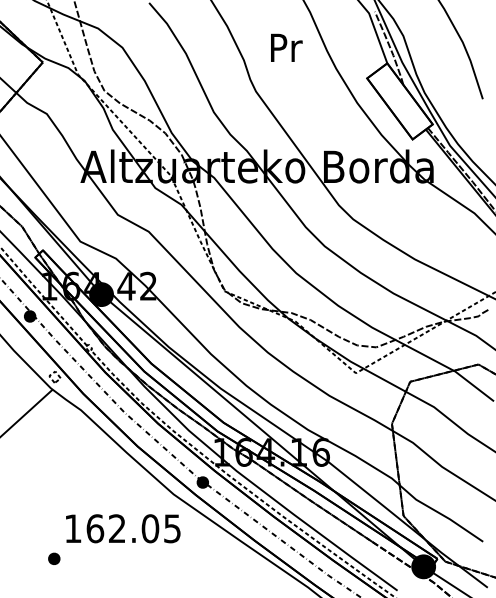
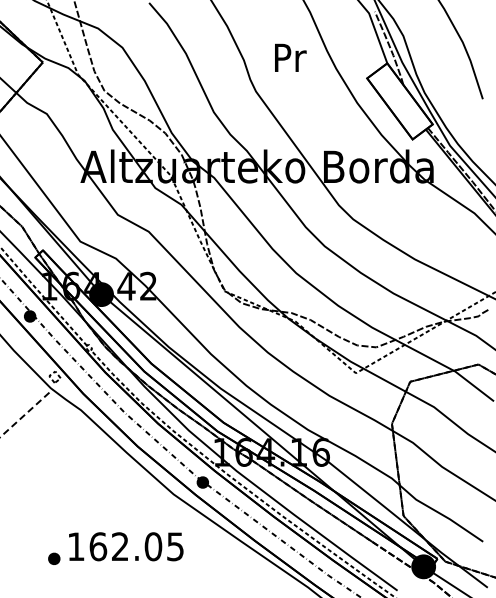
text position: (286, 47) -> (290, 57) (290, 57)
line: solid -> dashed (26, 413)
text position: (123, 528) -> (126, 546) (126, 546)
